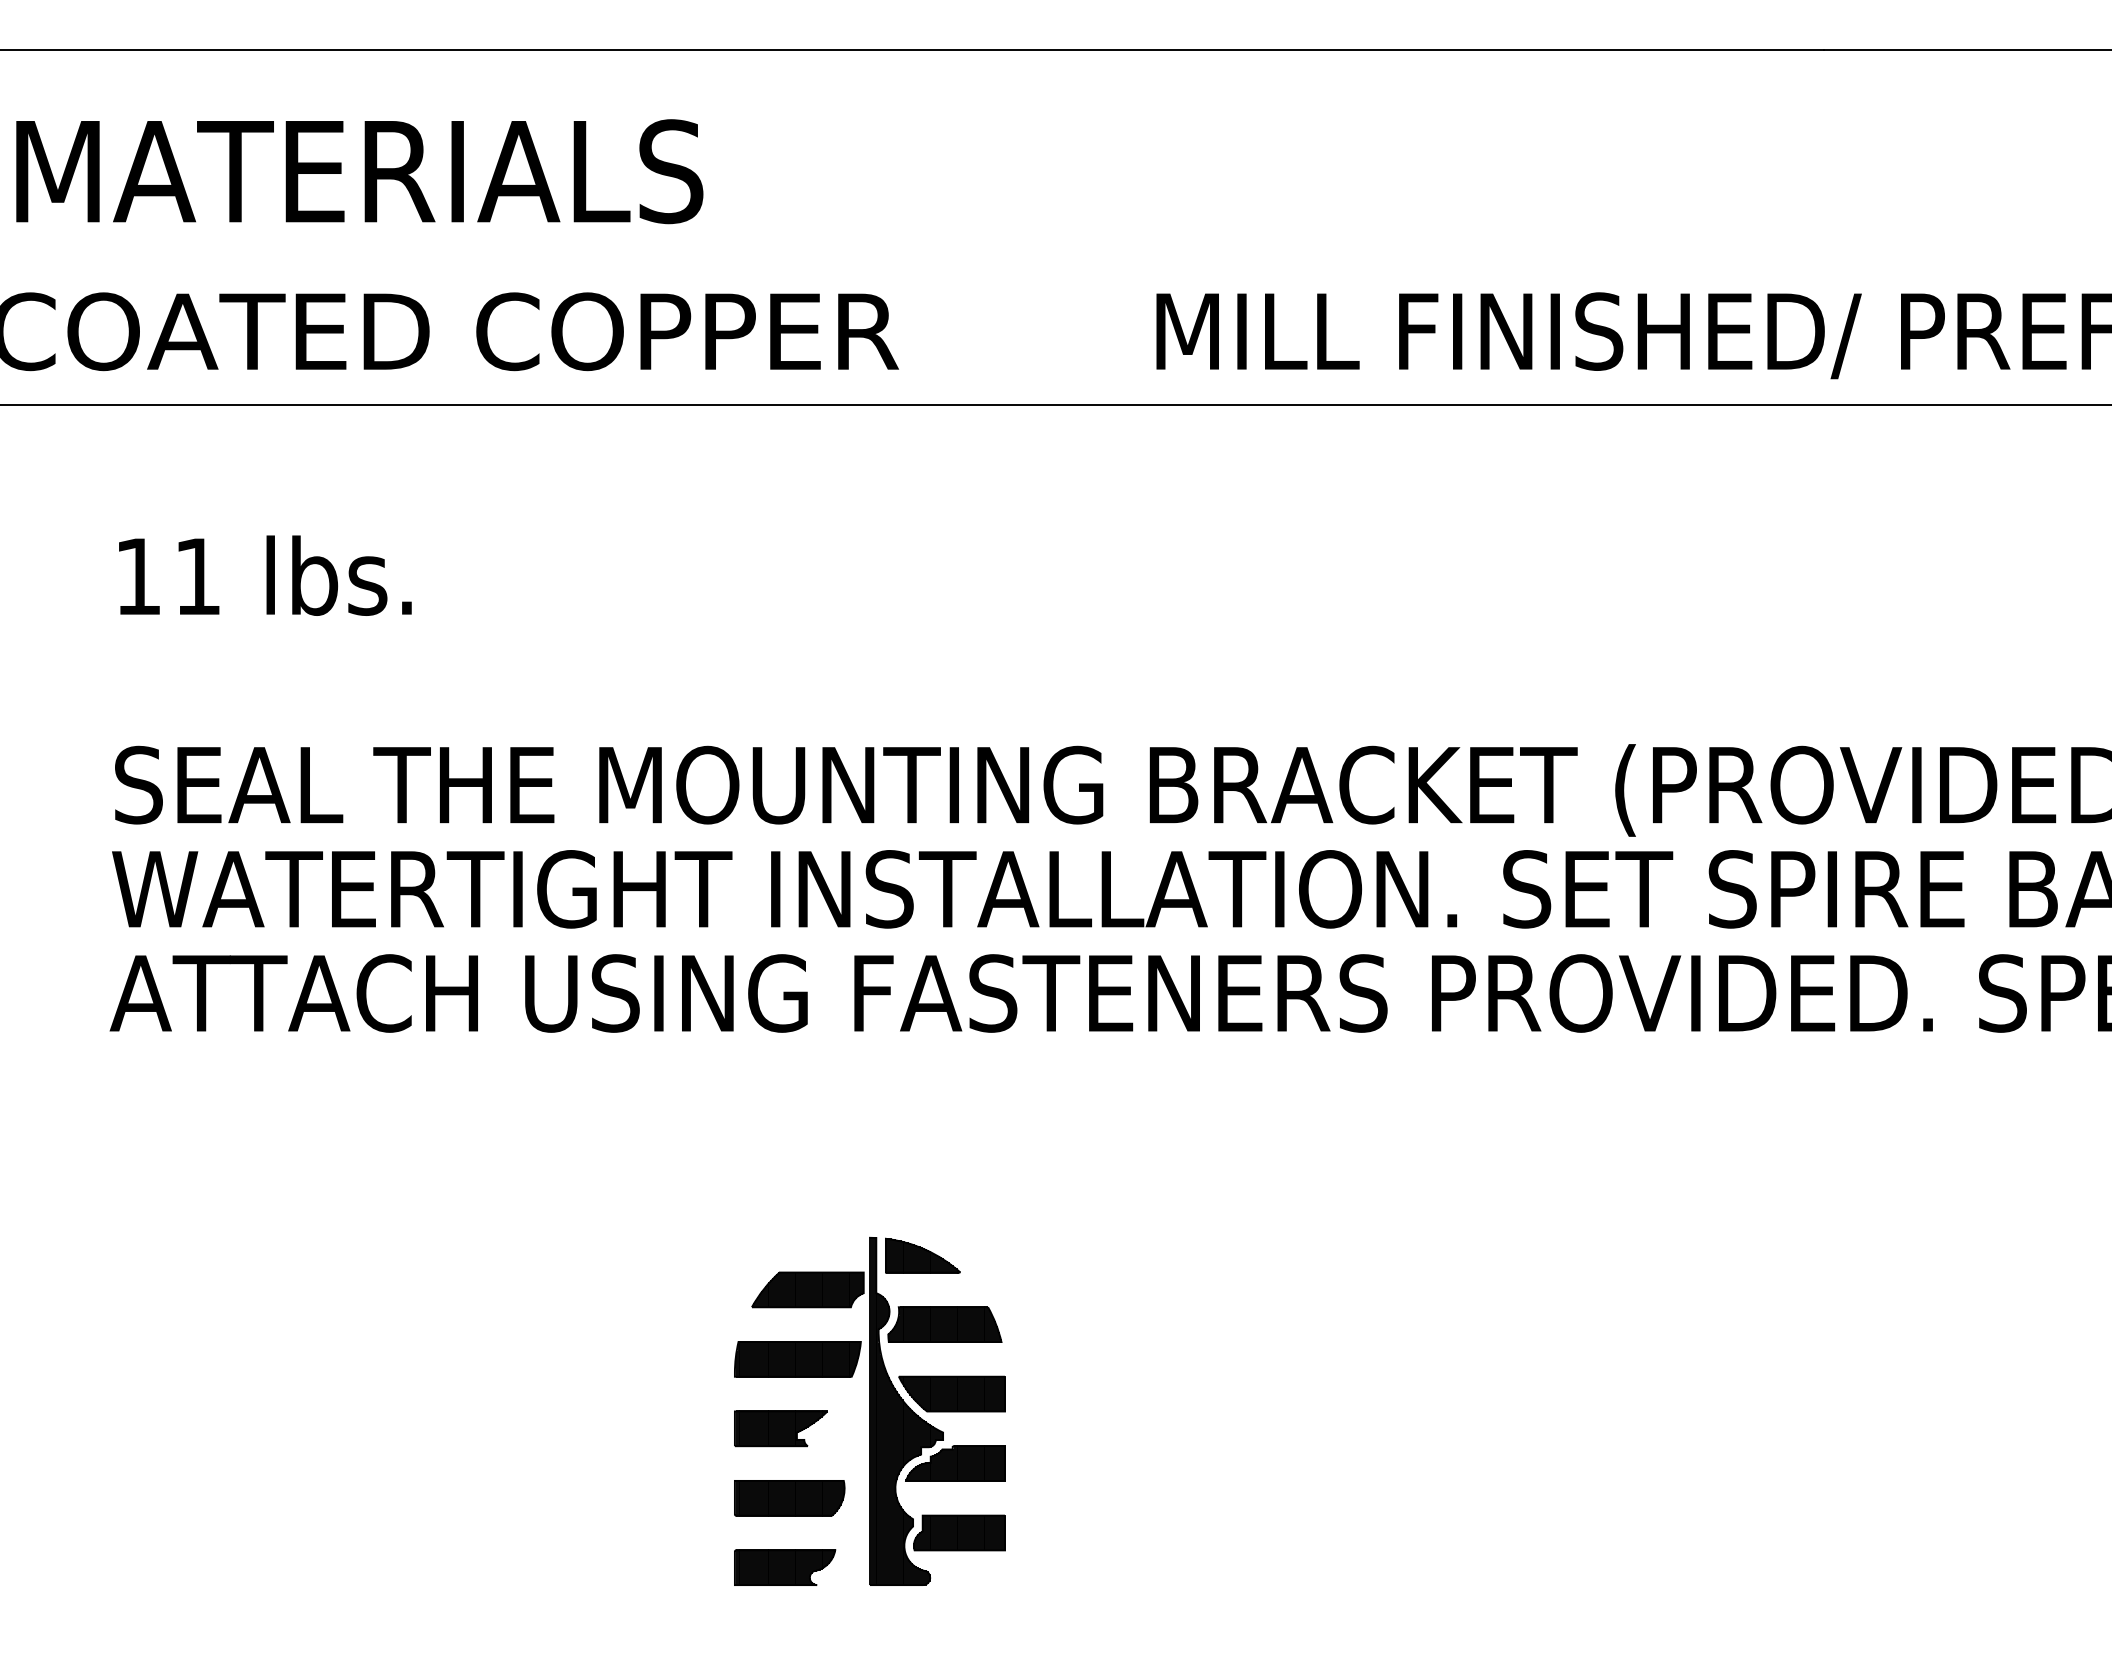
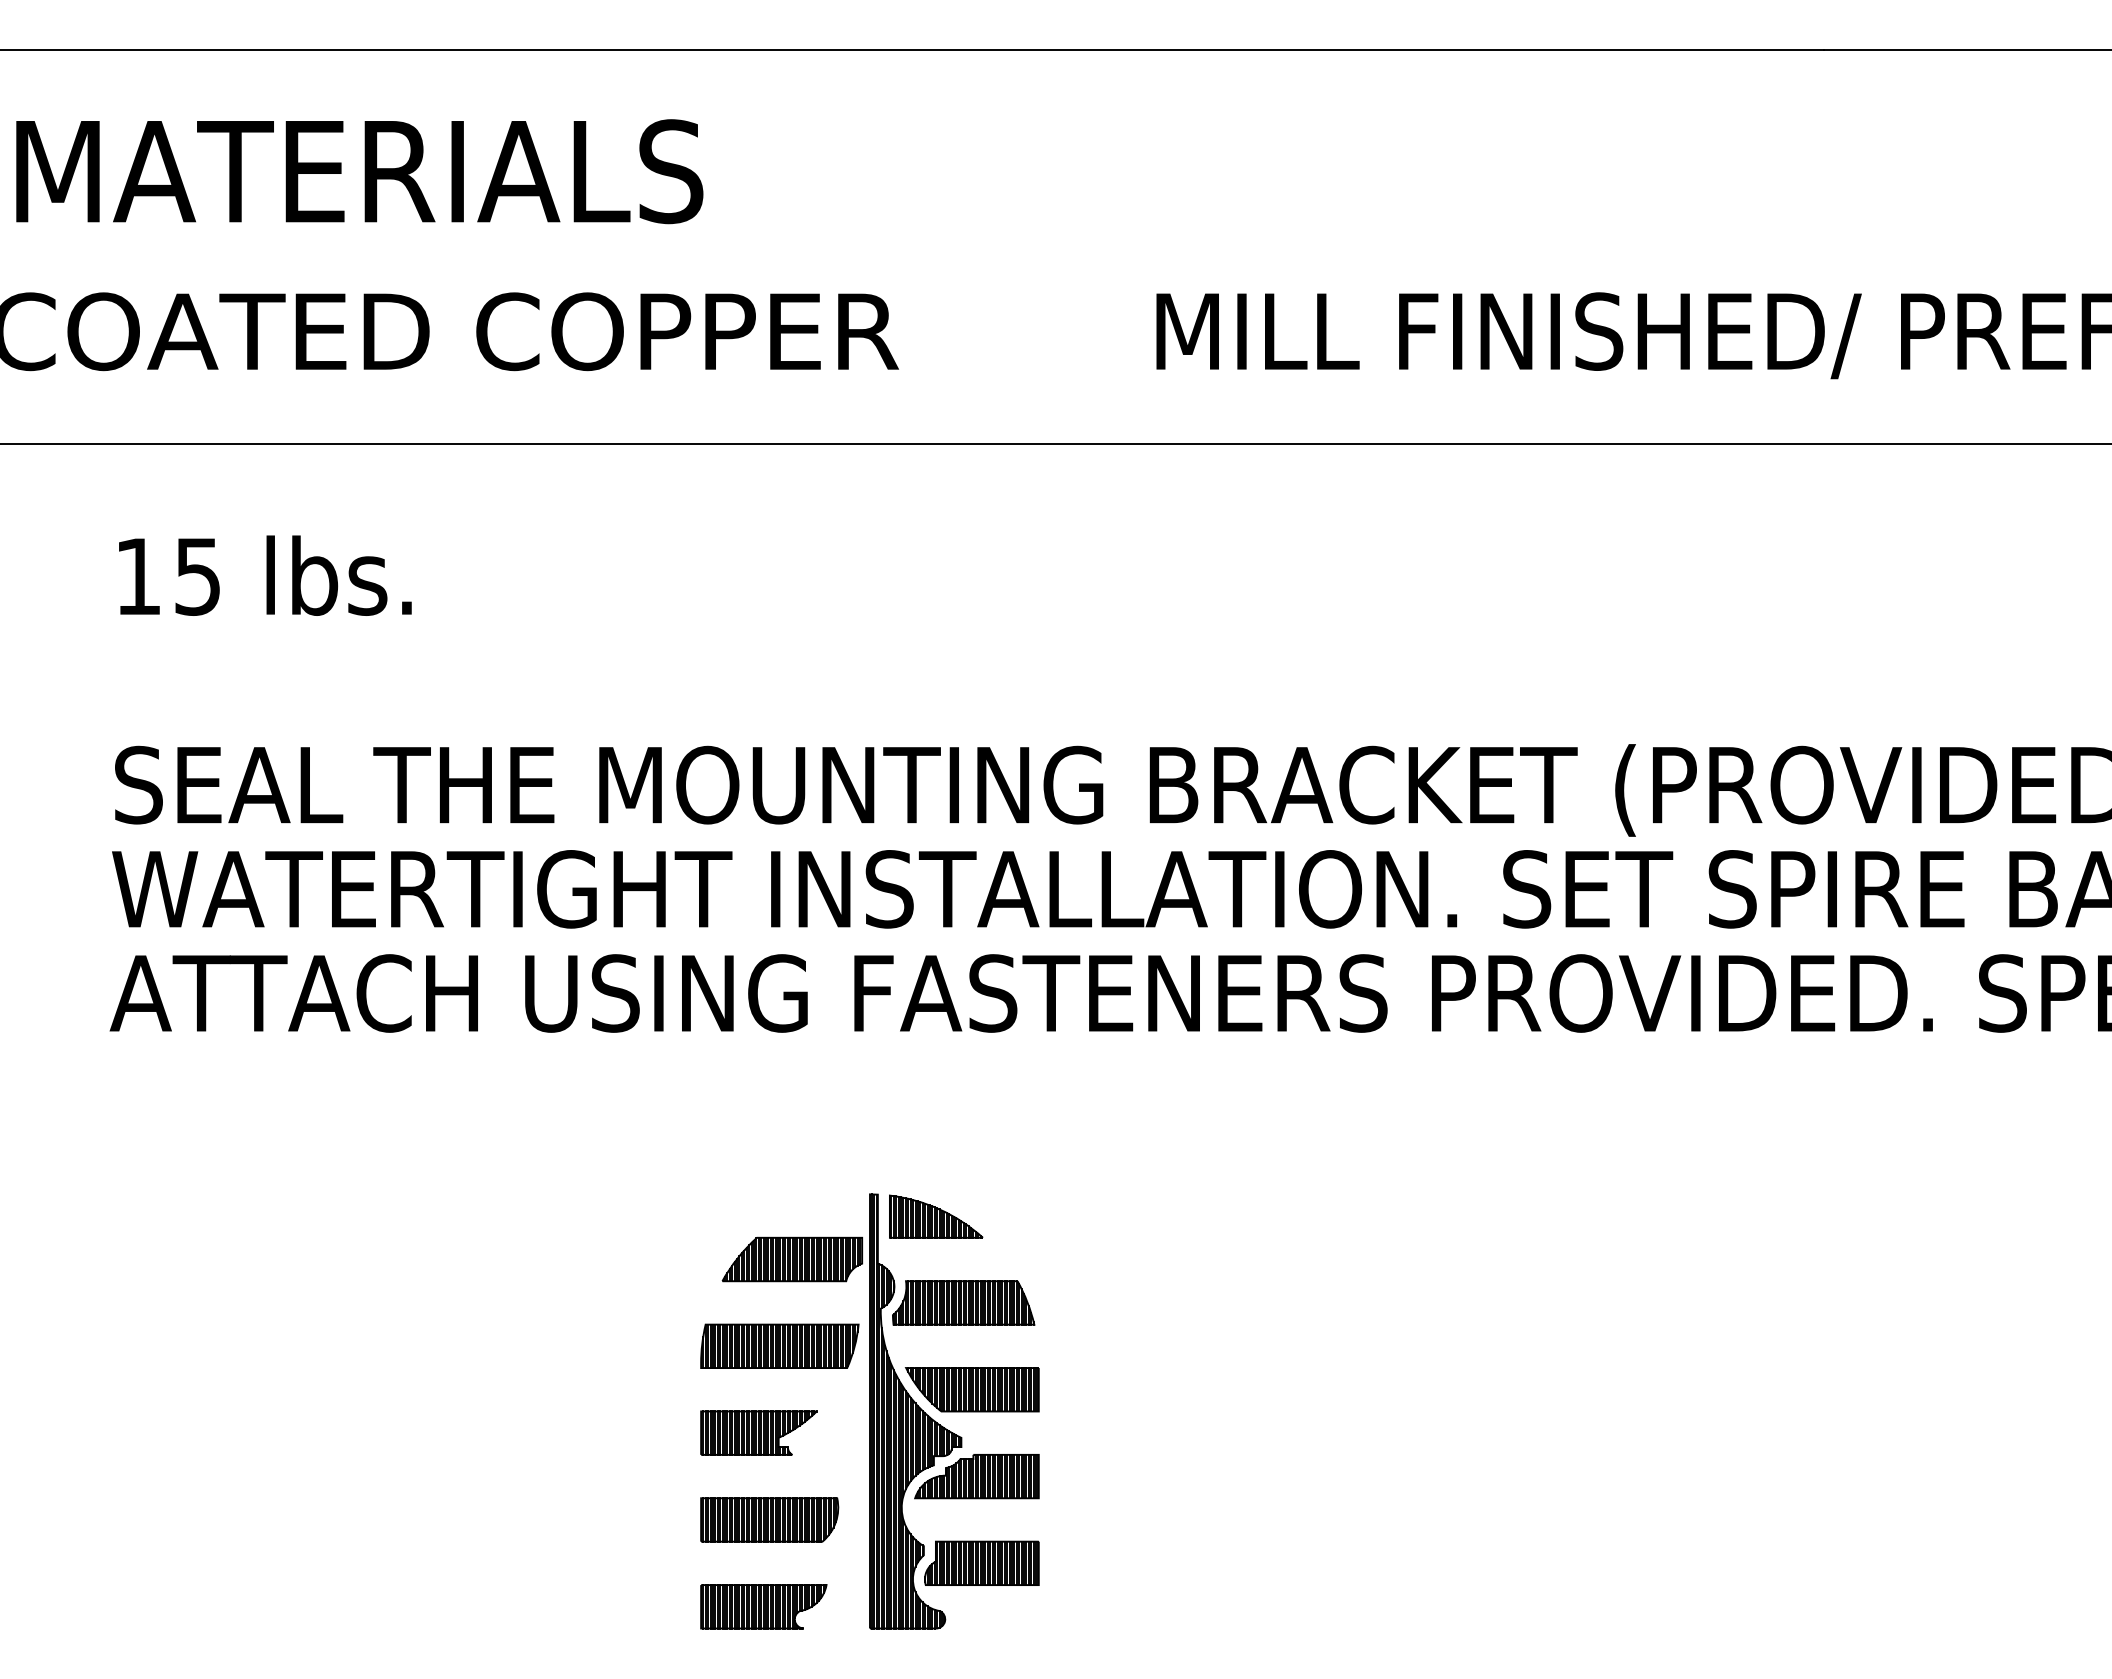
line position: (1055, 405) -> (1055, 444) (1055, 444)
text: 11 -> 15 (197, 576)
part size: 272x350 px -> 340x437 px (869, 1411)
